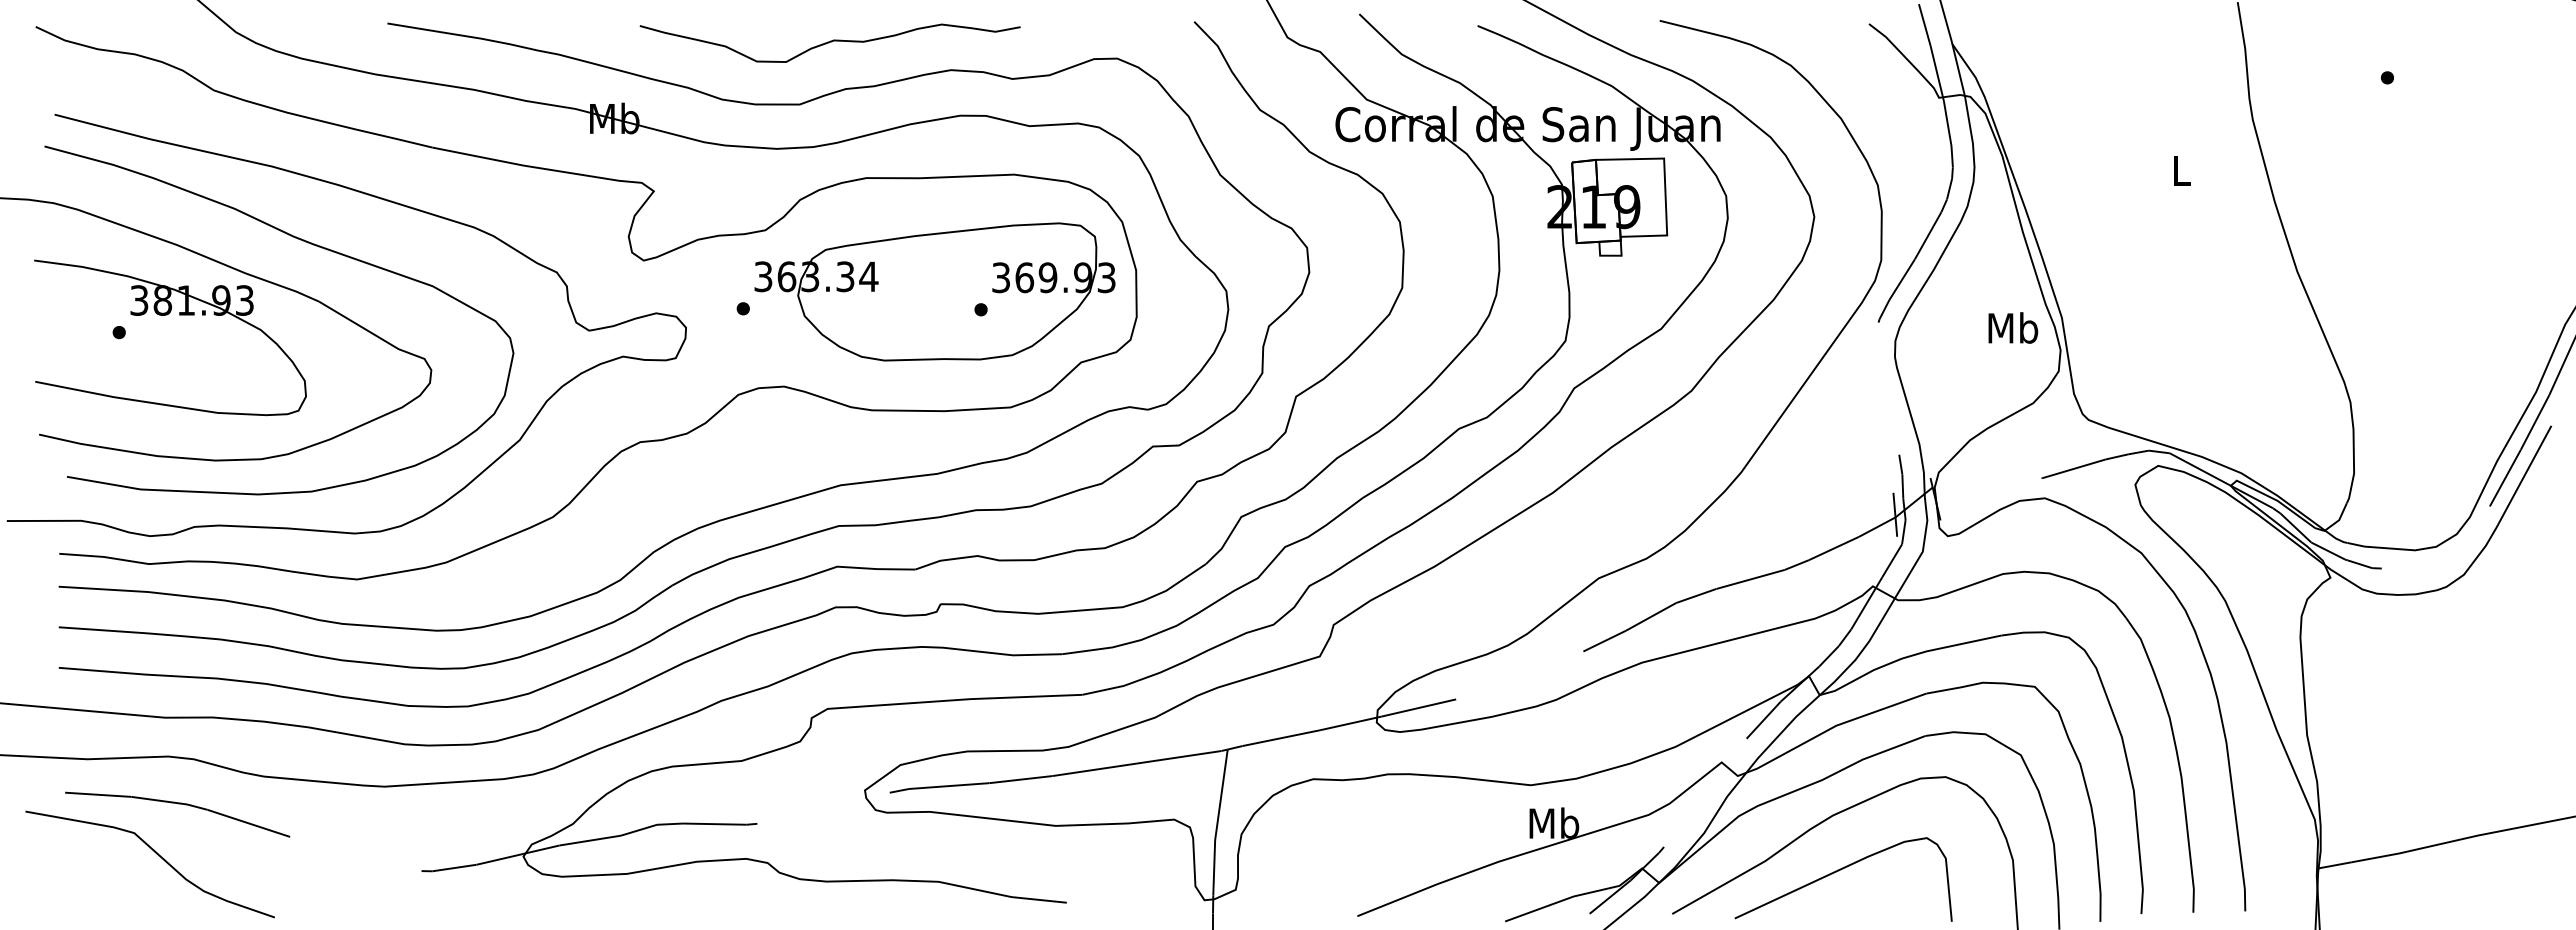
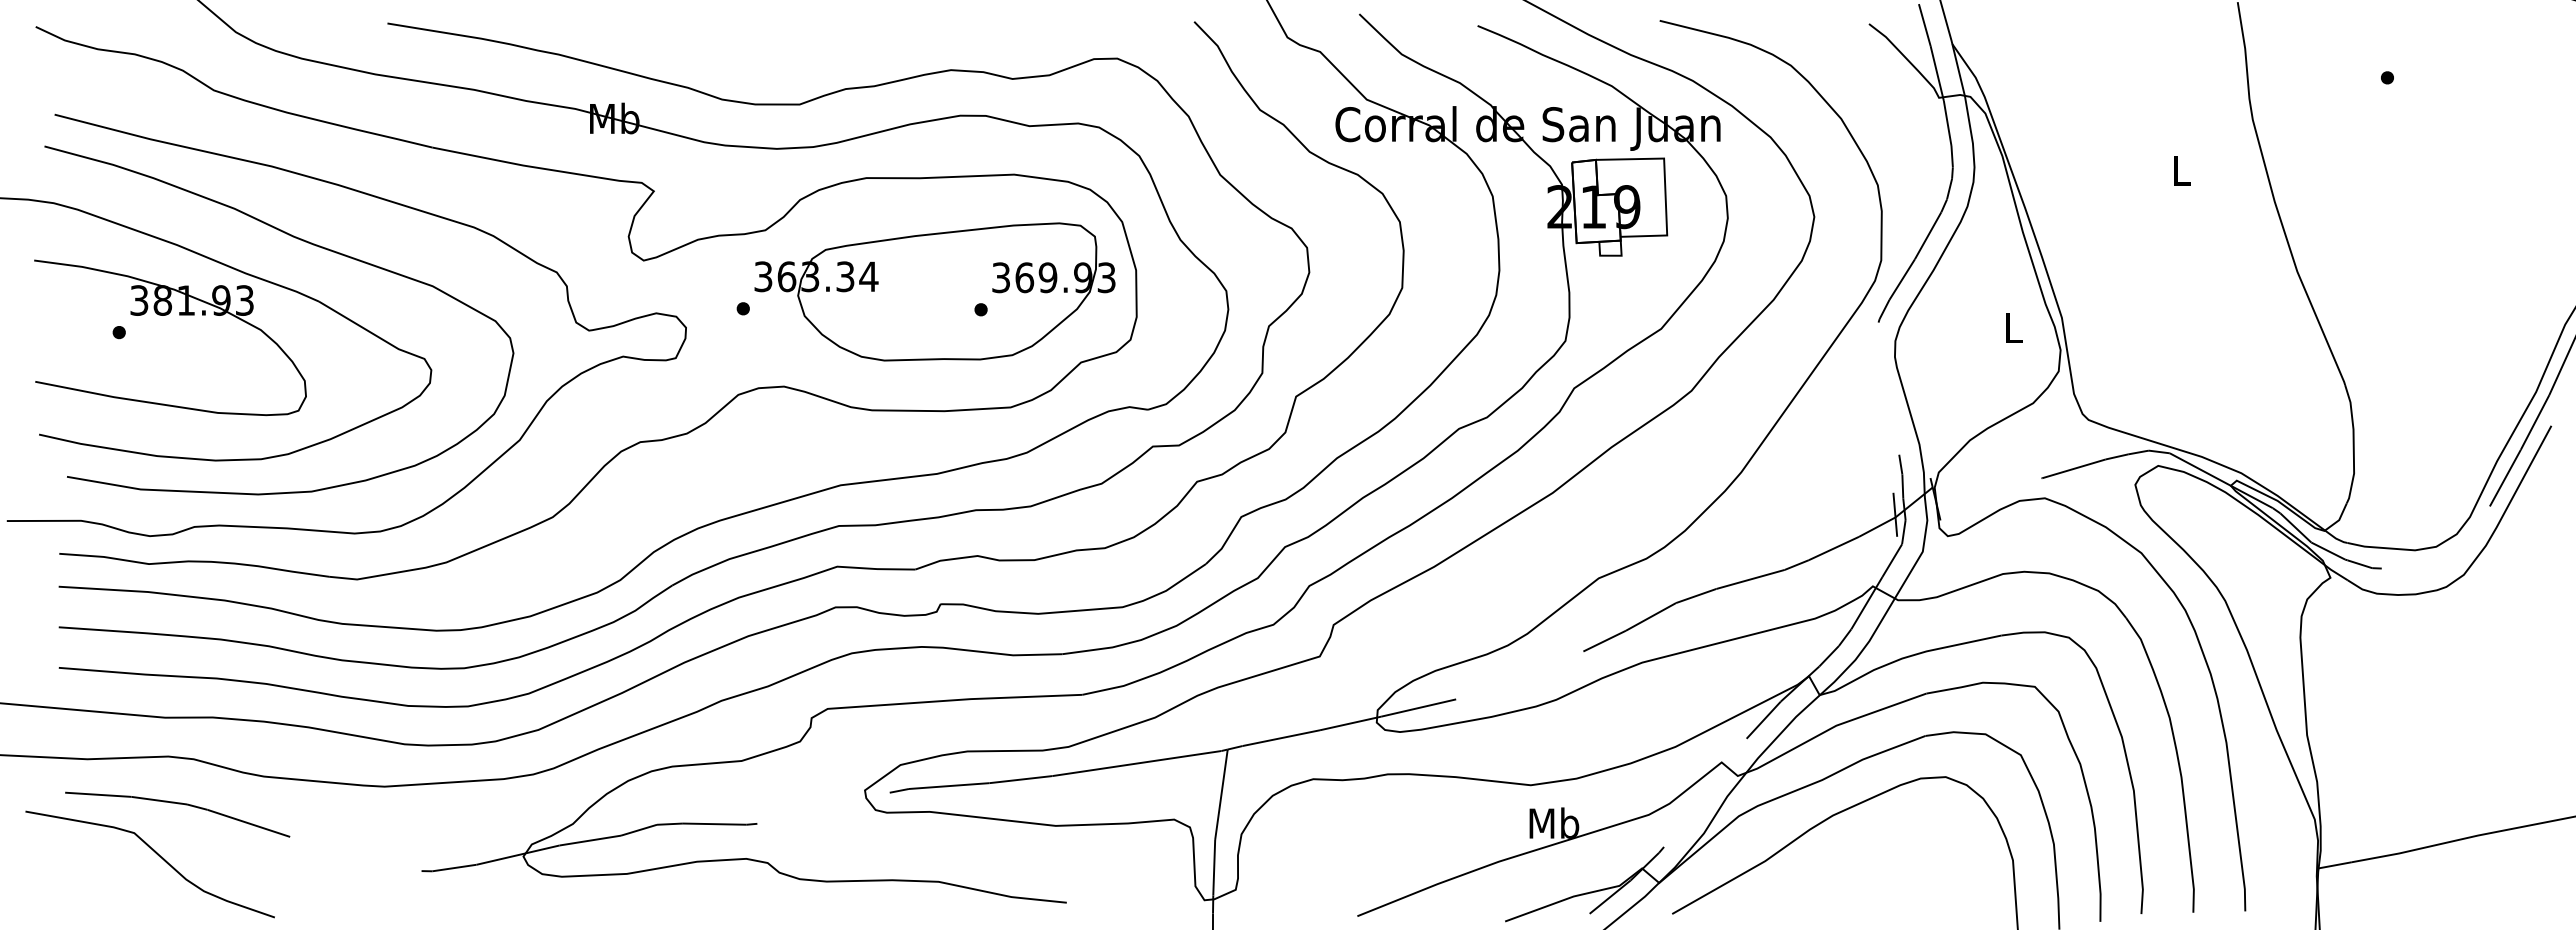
curve: present -> none (829, 42)
text: Mb -> L (2013, 327)
curve: present -> none (1838, 871)
